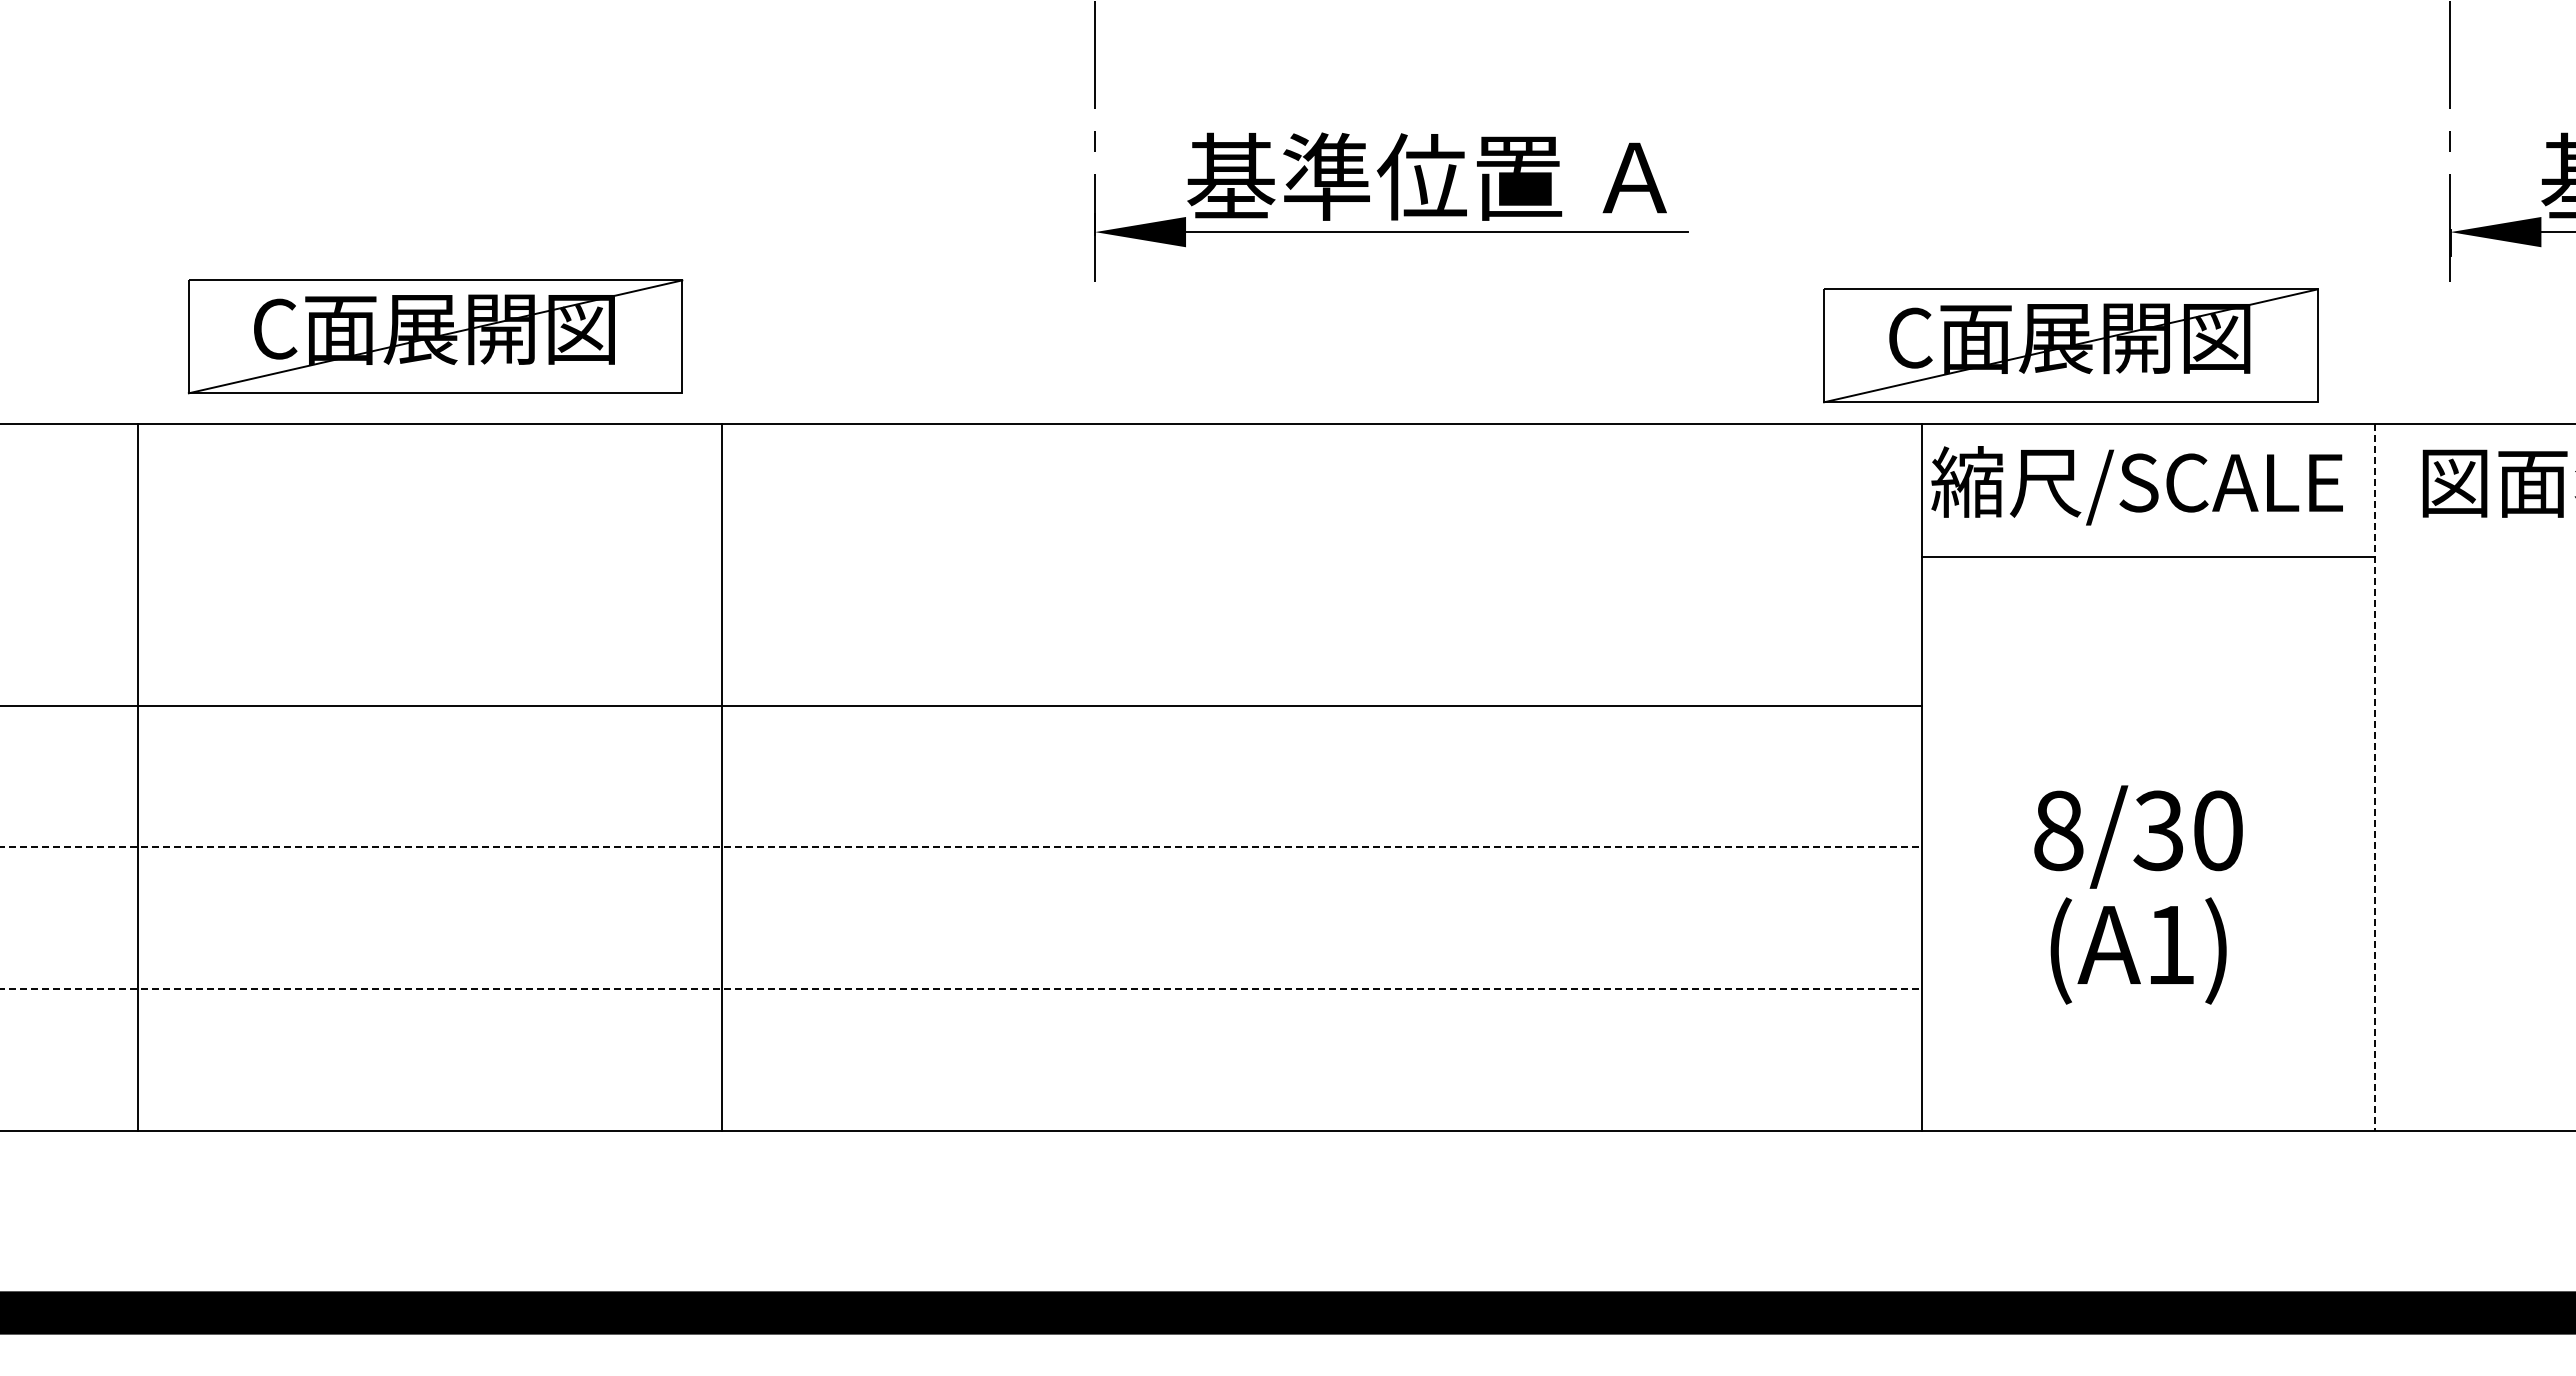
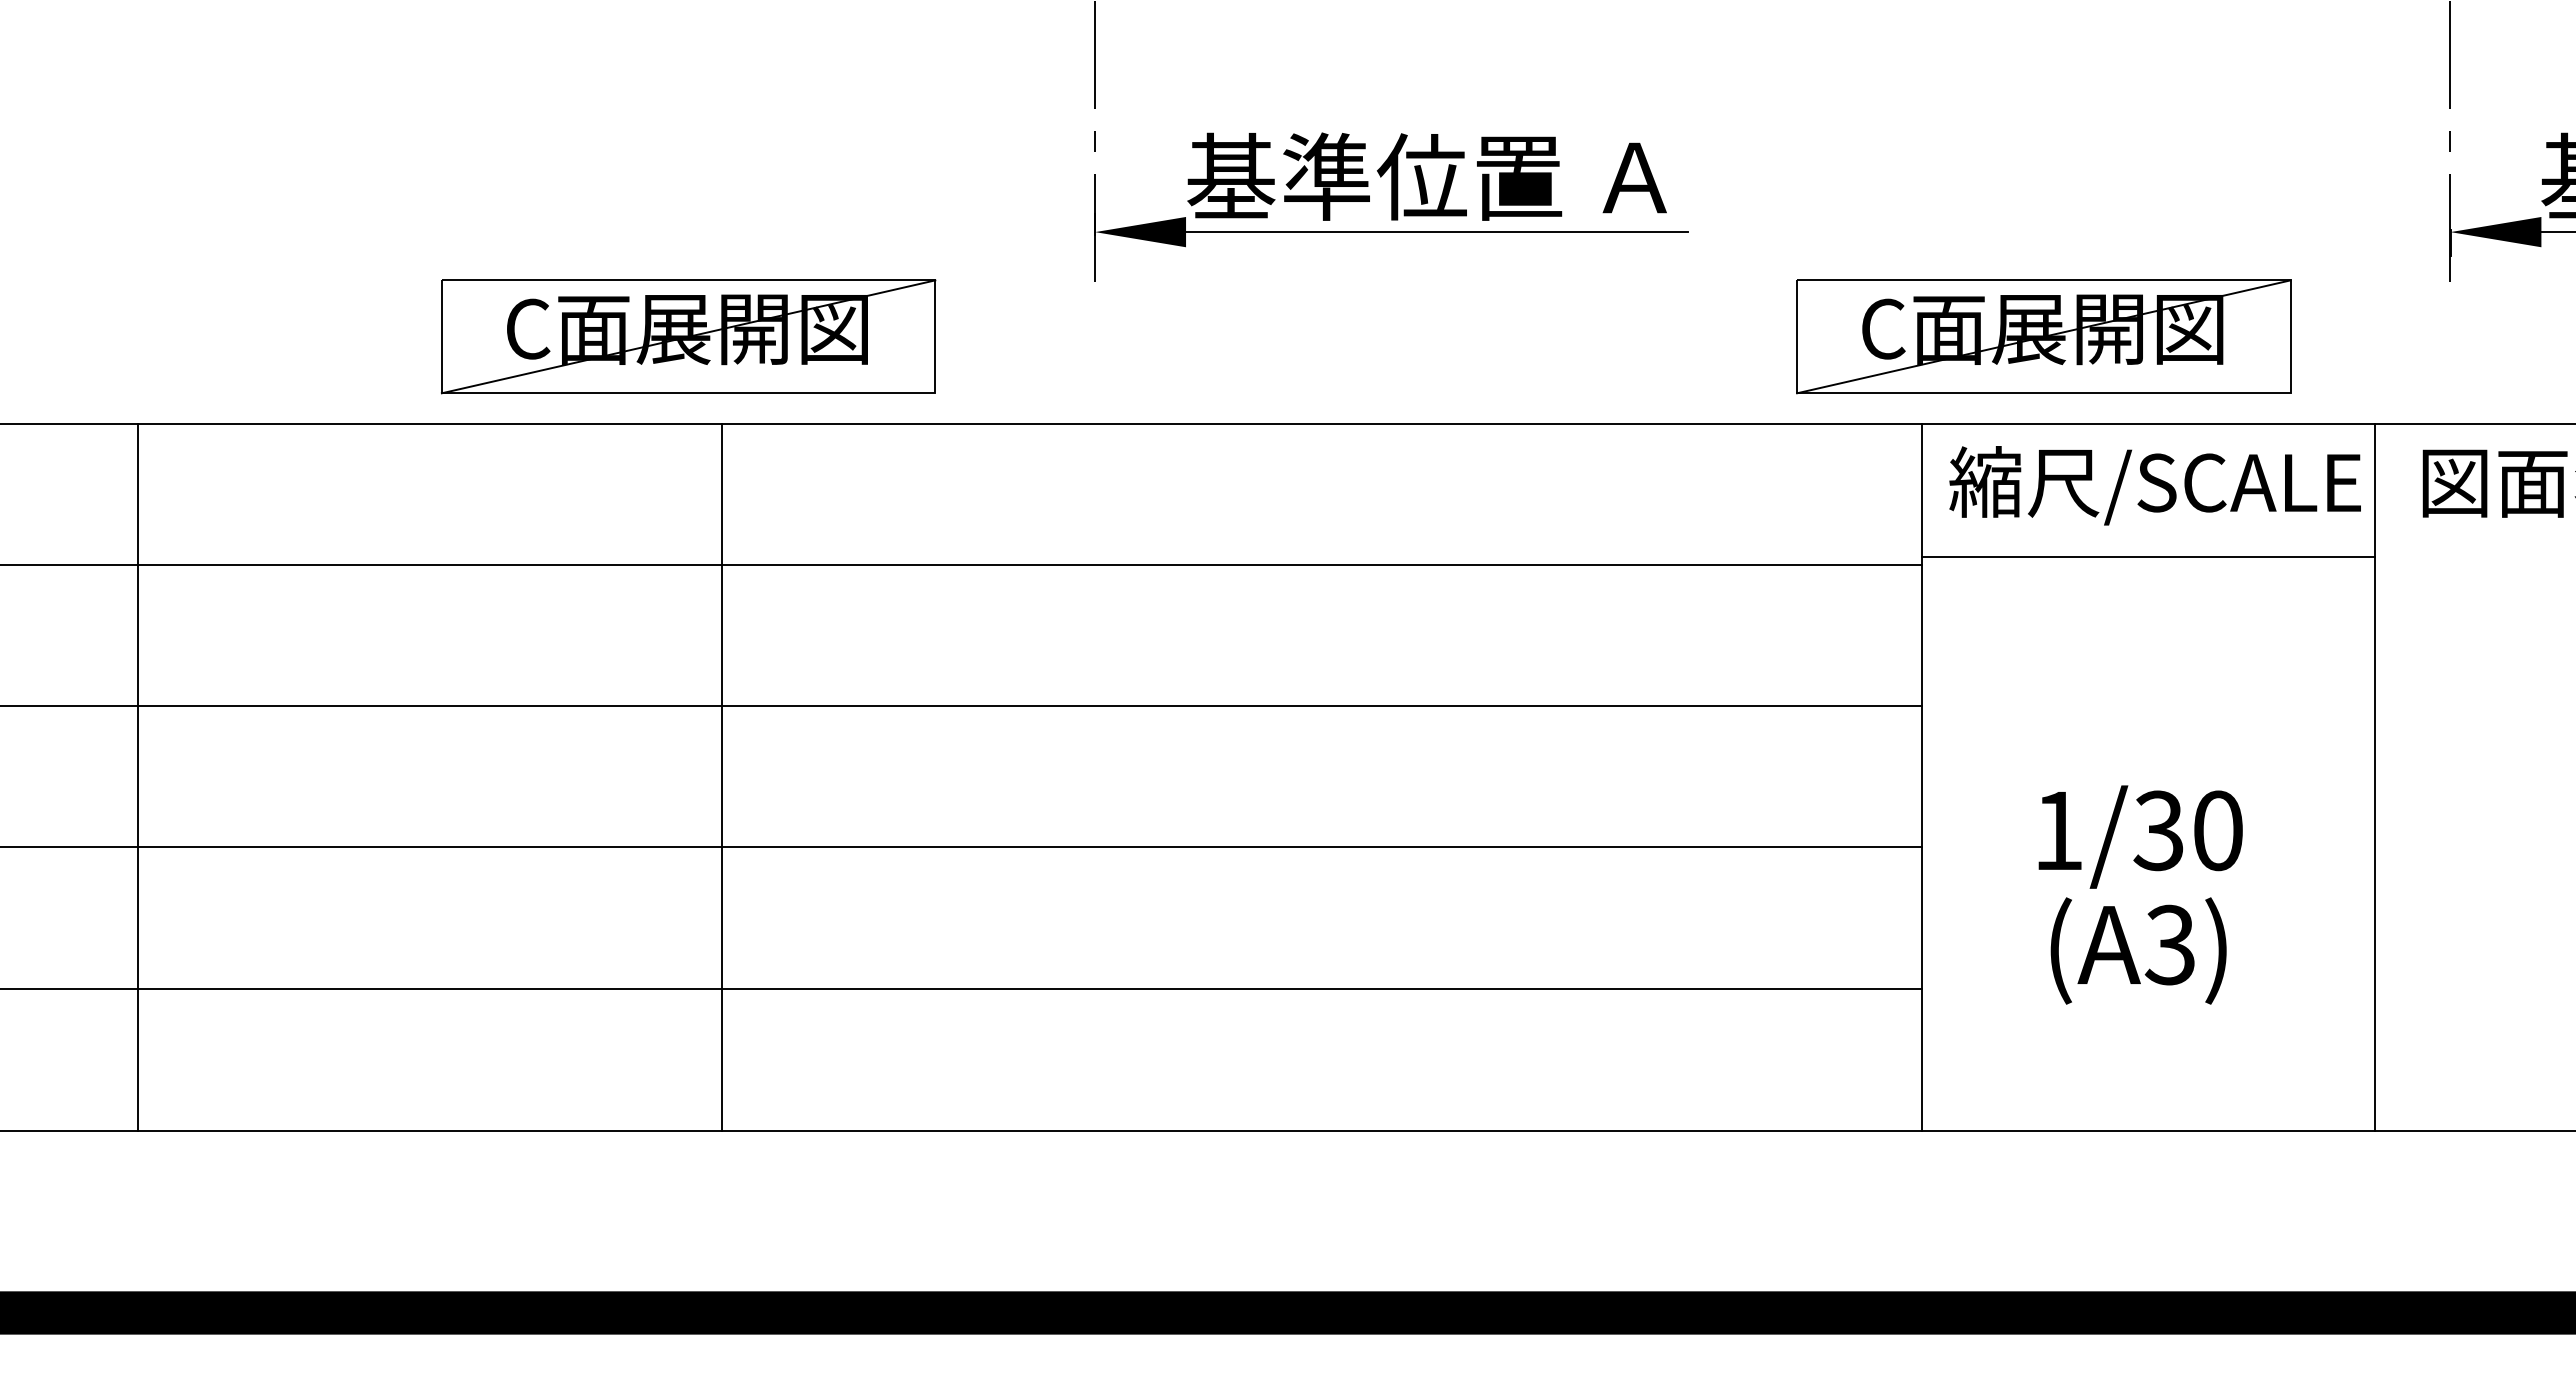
part position: (435, 336) -> (688, 336) (688, 336)
part position: (2070, 345) -> (2043, 336) (2043, 336)
text position: (2136, 485) -> (2154, 485) (2154, 485)
line: none -> present (961, 564)
line: dashed -> solid (2375, 777)
text: 8/30 -> 1/30 (2058, 830)
line: dashed -> solid (961, 846)
text: (A1) -> (A3) (2169, 944)
line: dashed -> solid (961, 988)
